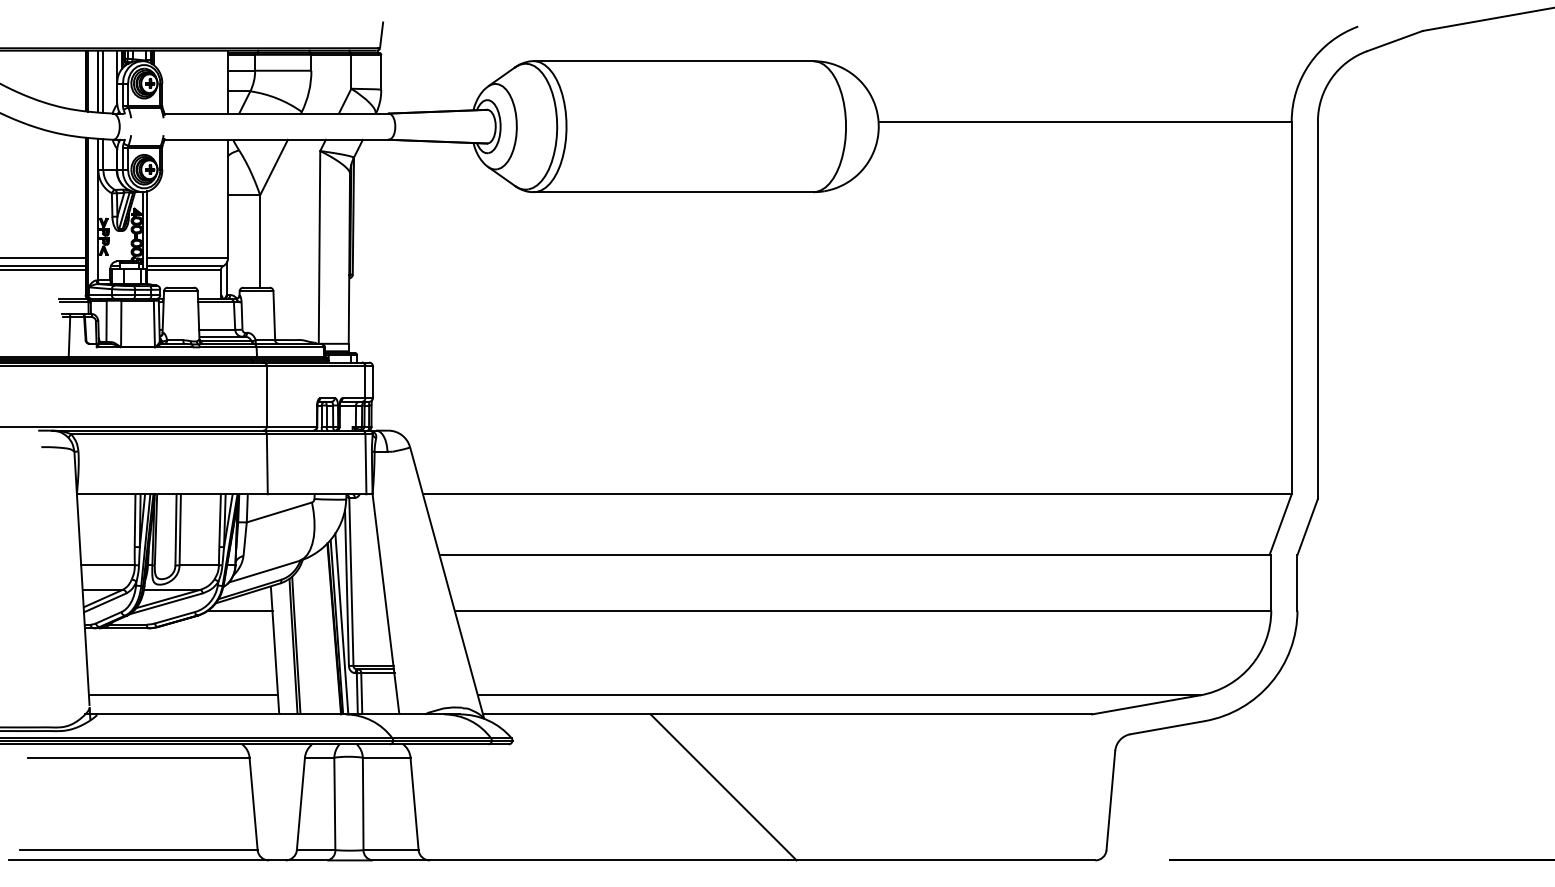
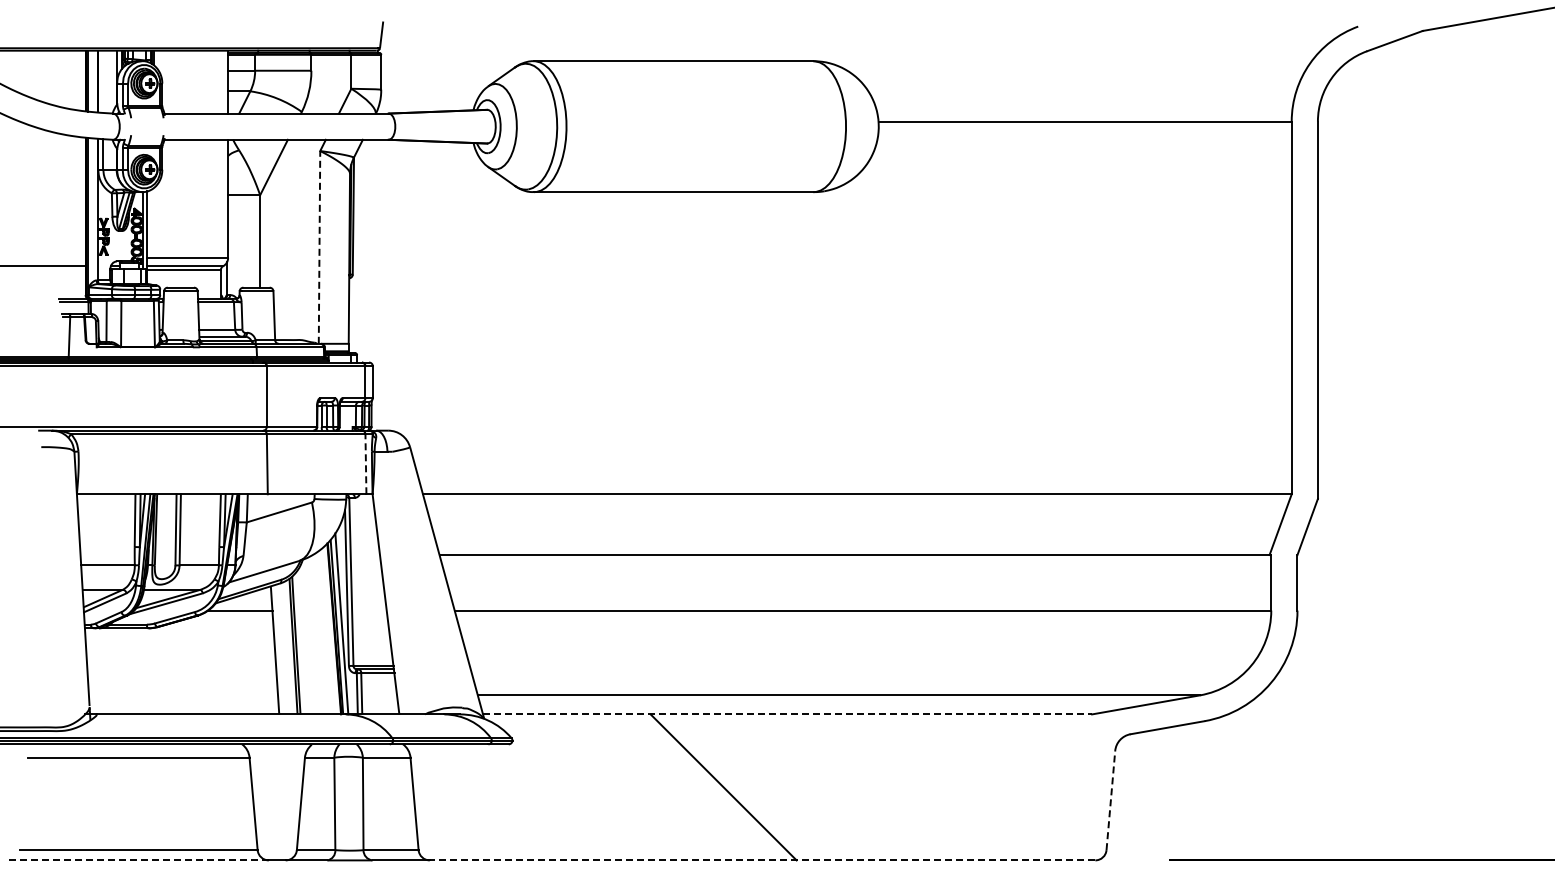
line: present -> none (103, 81)
line: solid -> dashed (319, 246)
line: present -> none (43, 257)
line: present -> none (43, 269)
line: solid -> dashed (365, 464)
line: present -> none (183, 695)
line: solid -> dashed (787, 714)
line: solid -> dashed (1110, 800)
line: solid -> dashed (138, 860)
line: solid -> dashed (762, 860)
